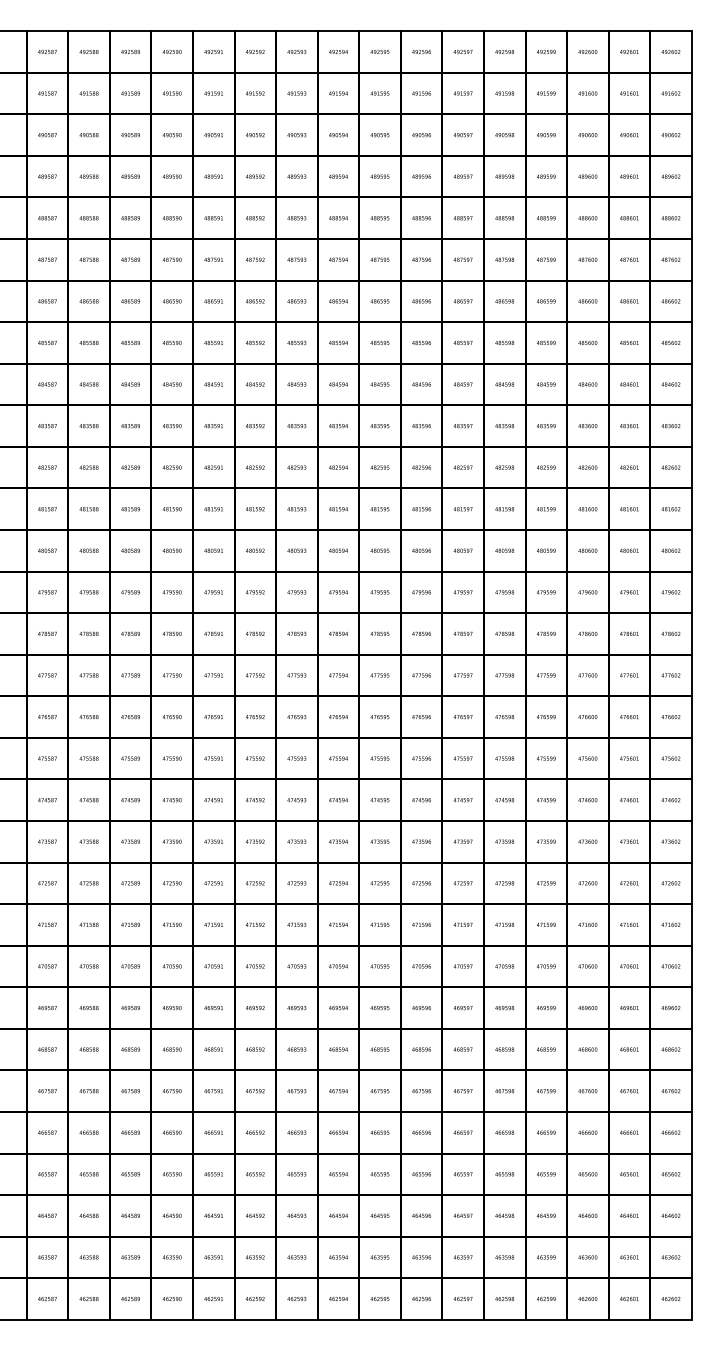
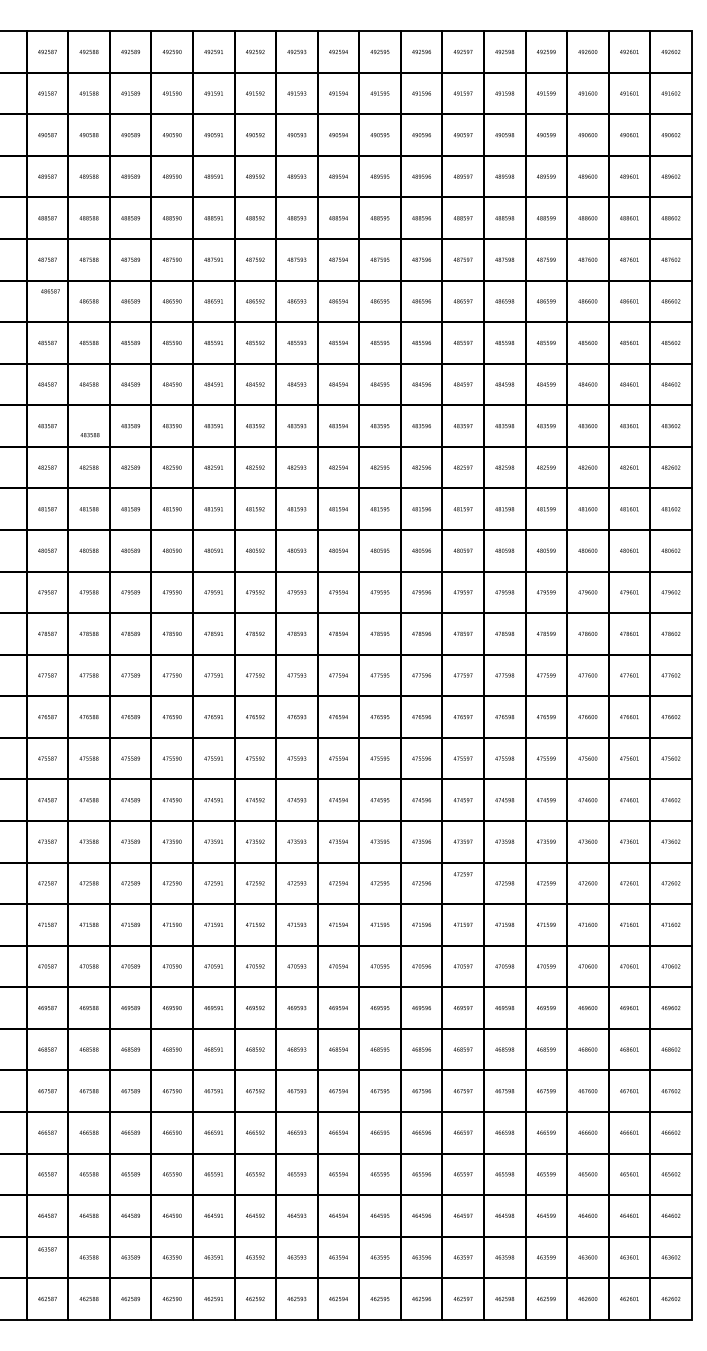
text position: (47, 301) -> (50, 291) (50, 291)
text position: (88, 426) -> (89, 435) (89, 435)
text position: (462, 883) -> (462, 874) (462, 874)
text position: (47, 1257) -> (47, 1249) (47, 1249)
